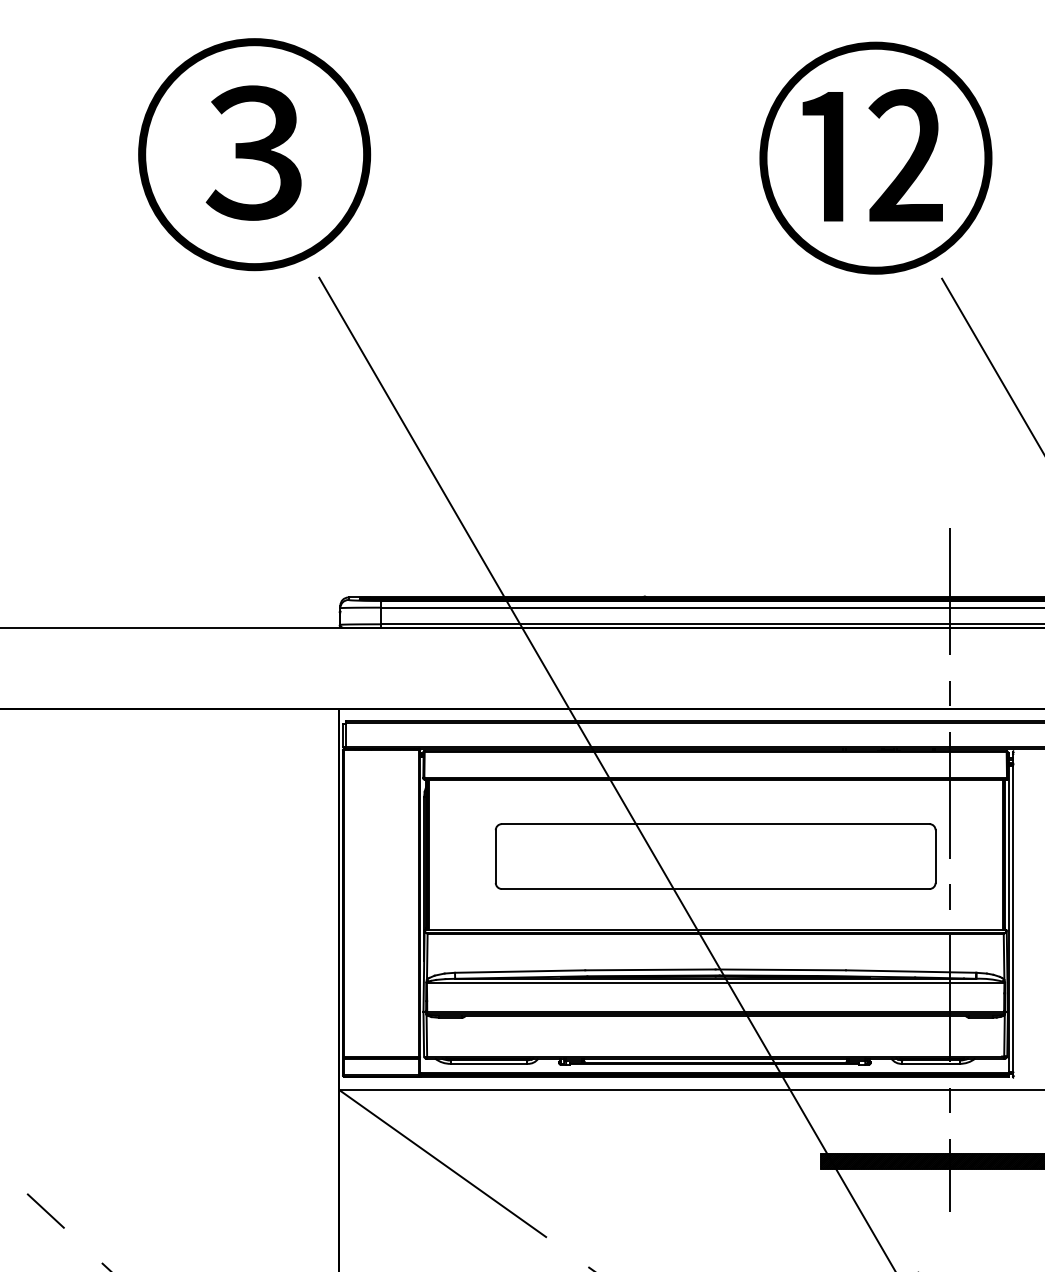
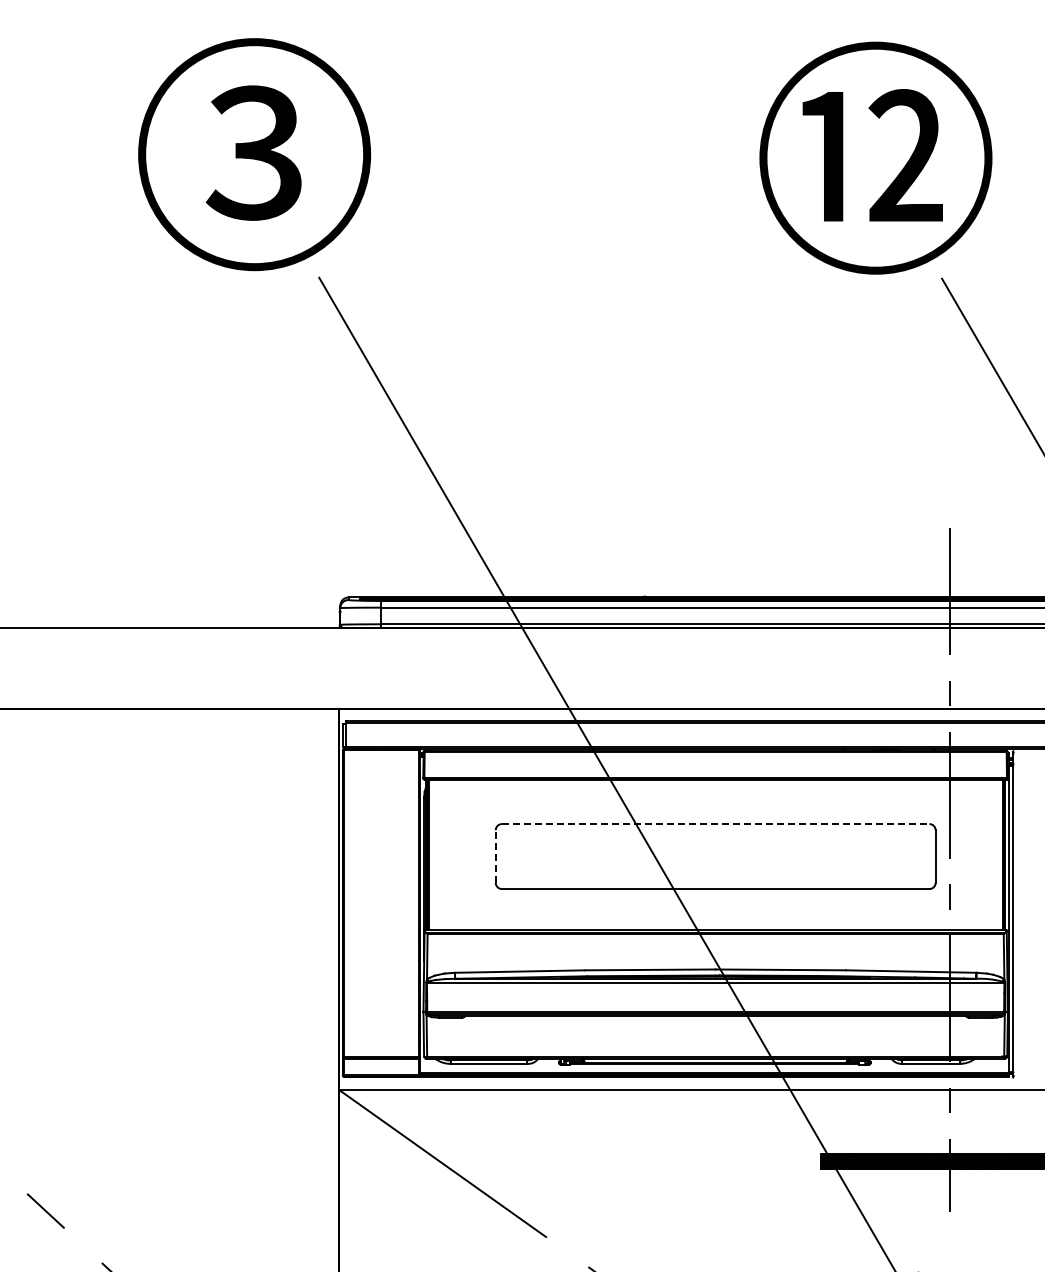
line: solid -> dashed (715, 824)
line: solid -> dashed (495, 856)
